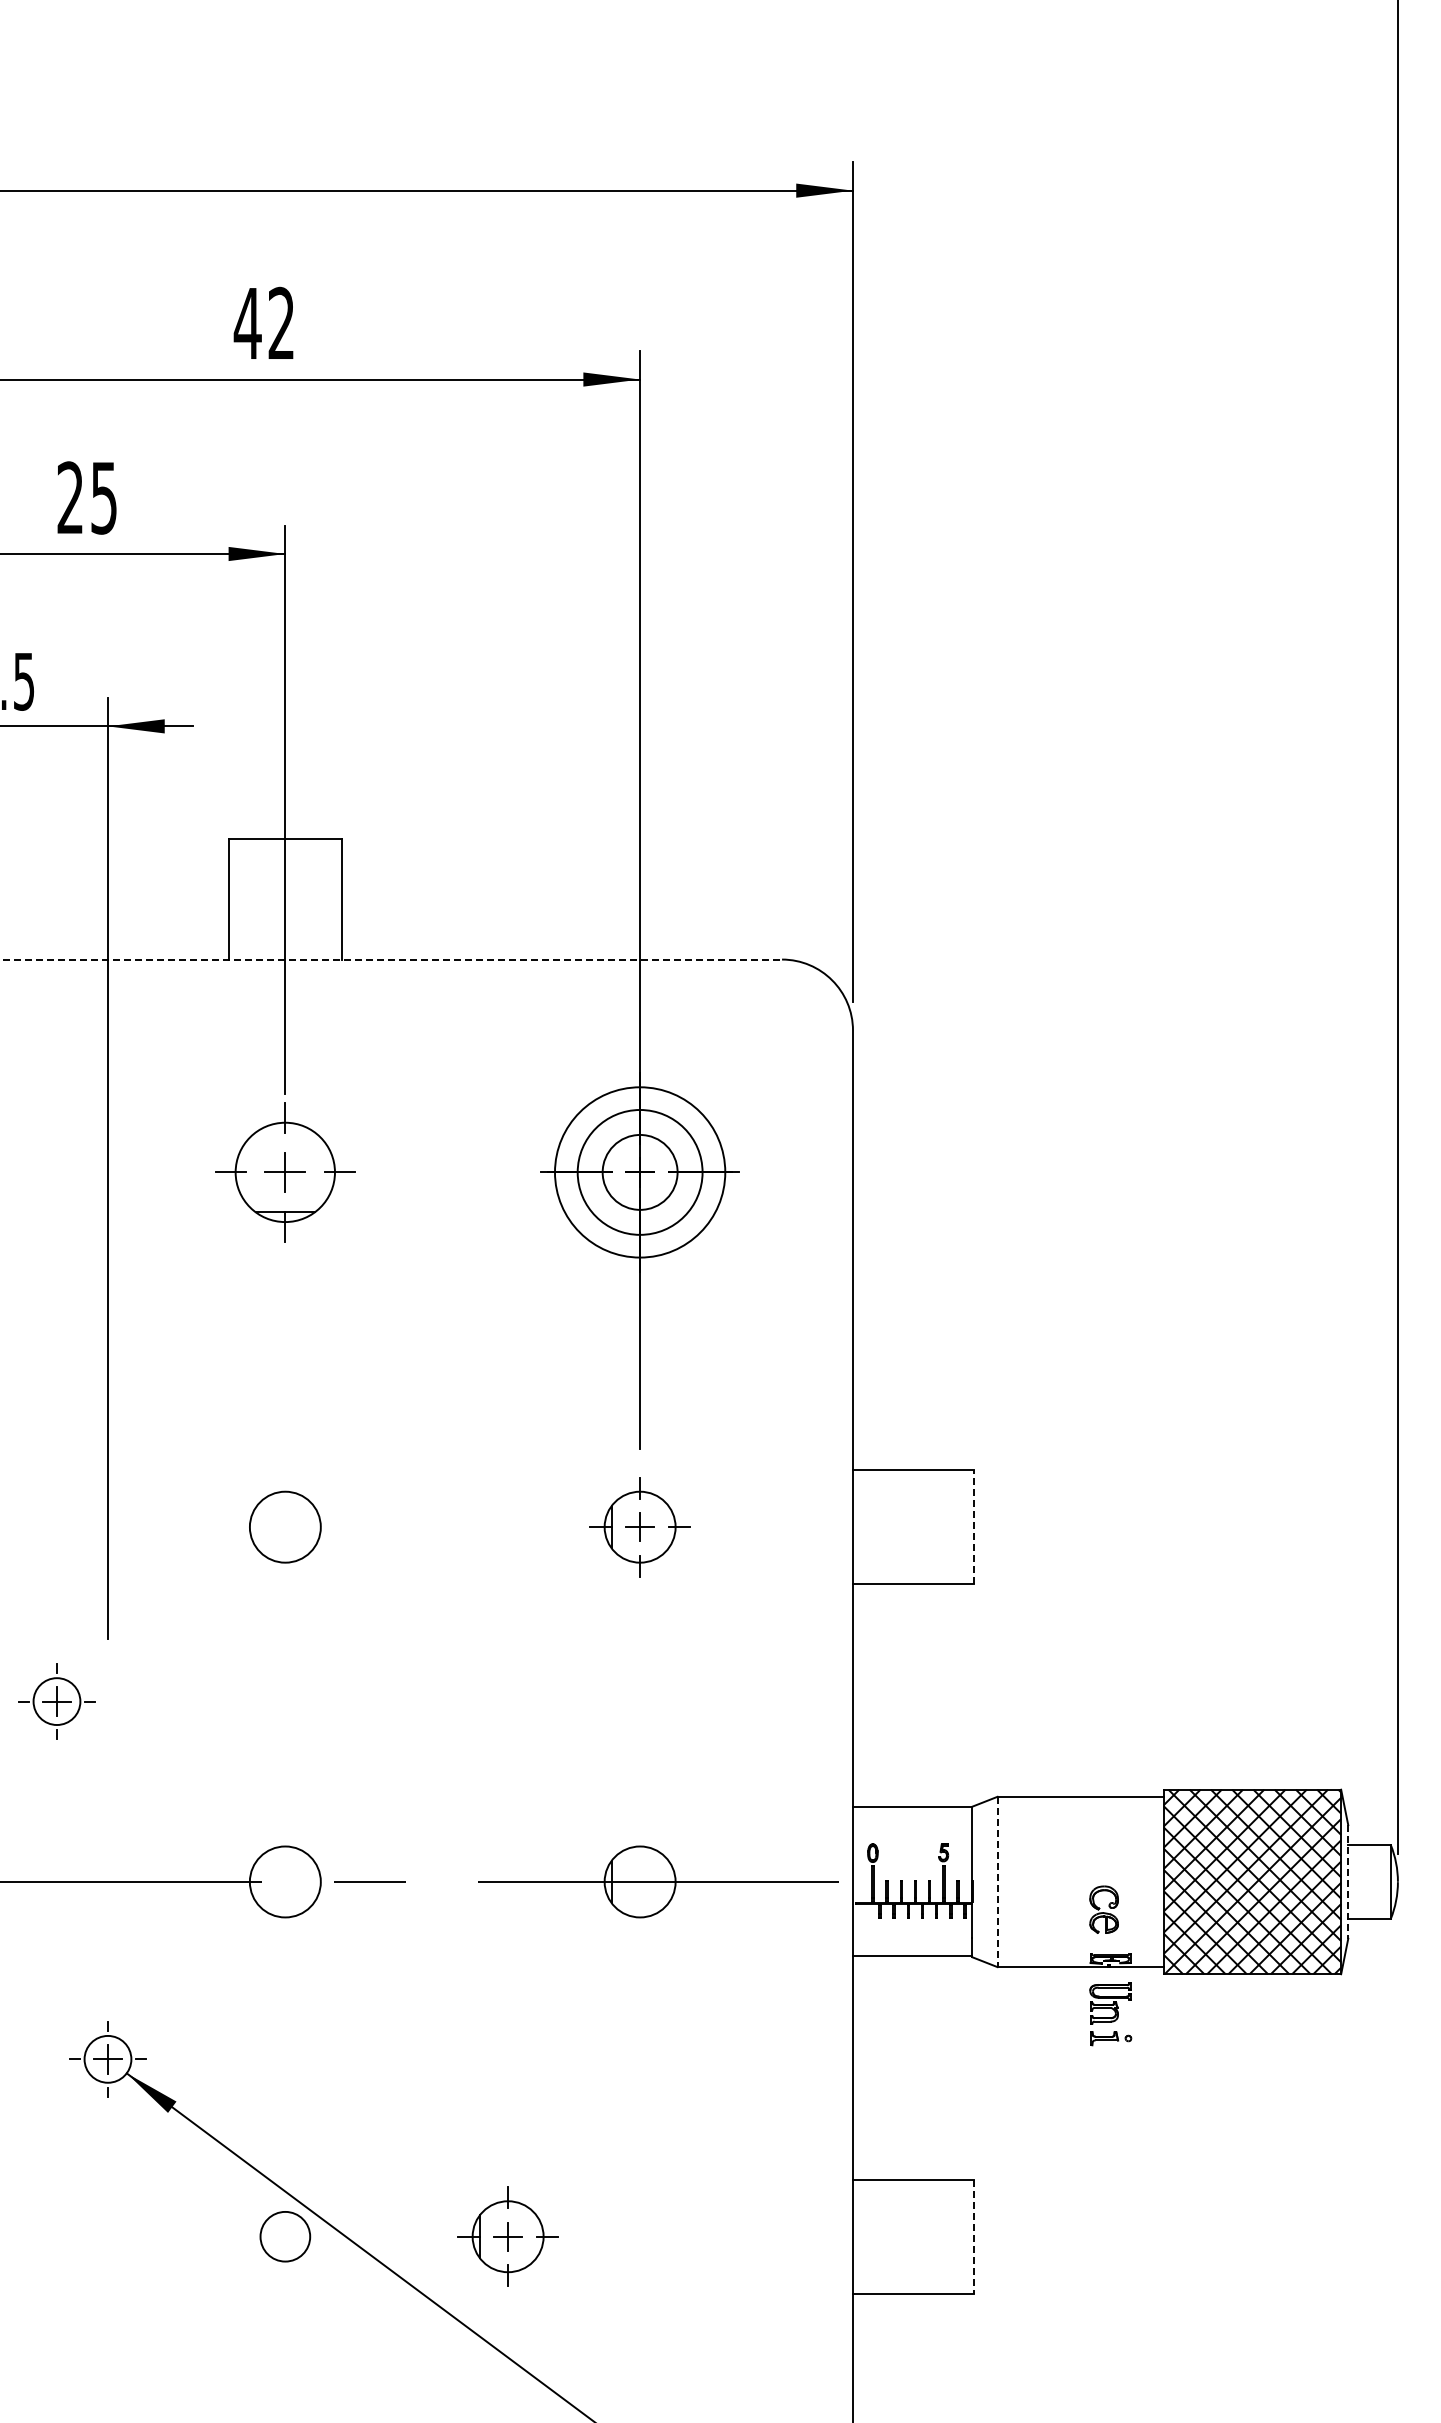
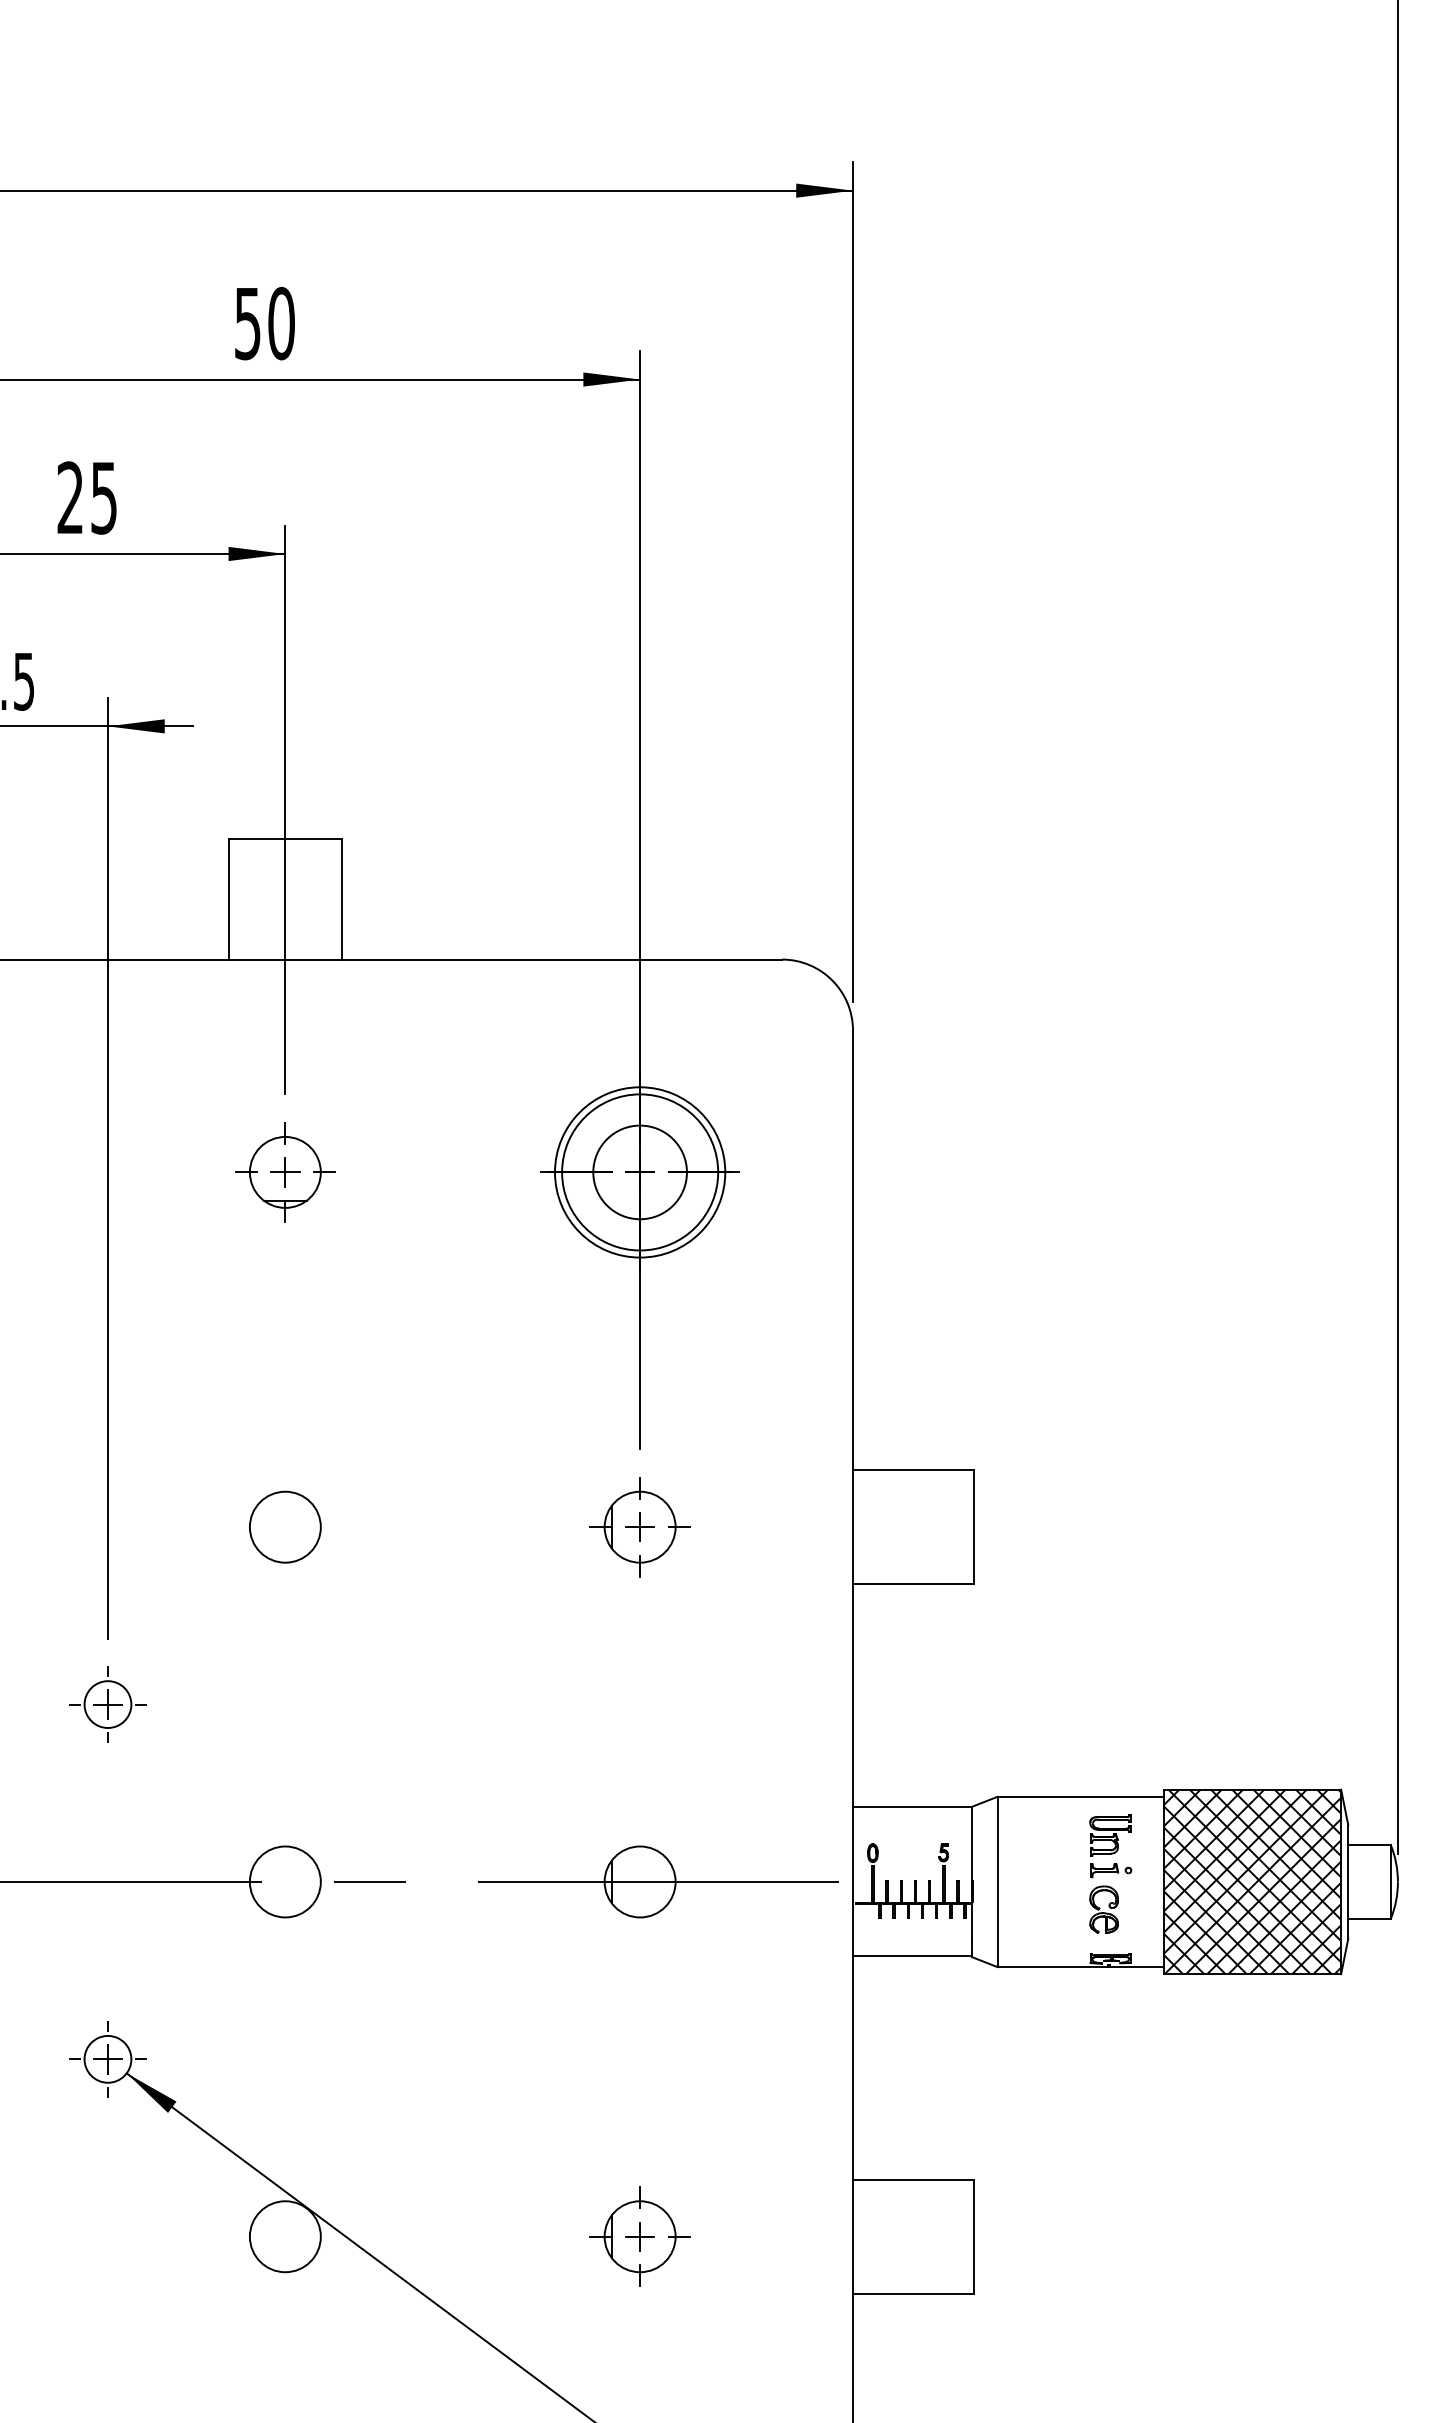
text: 42 -> 50 (263, 323)
line: dashed -> solid (391, 959)
circle diameter: 125 px -> 156 px (640, 1172)
circle diameter: 75 px -> 94 px (639, 1172)
part size: 141x141 px -> 101x101 px (285, 1172)
line: dashed -> solid (973, 1527)
part position: (56, 1701) -> (107, 1704) (107, 1704)
line: dashed -> solid (1348, 1881)
line: dashed -> solid (997, 1882)
part position: (1110, 2014) -> (1110, 1846) (1110, 1846)
circle diameter: 50 px -> 71 px (284, 2236)
part position: (507, 2236) -> (639, 2236) (639, 2236)
line: dashed -> solid (973, 2236)
